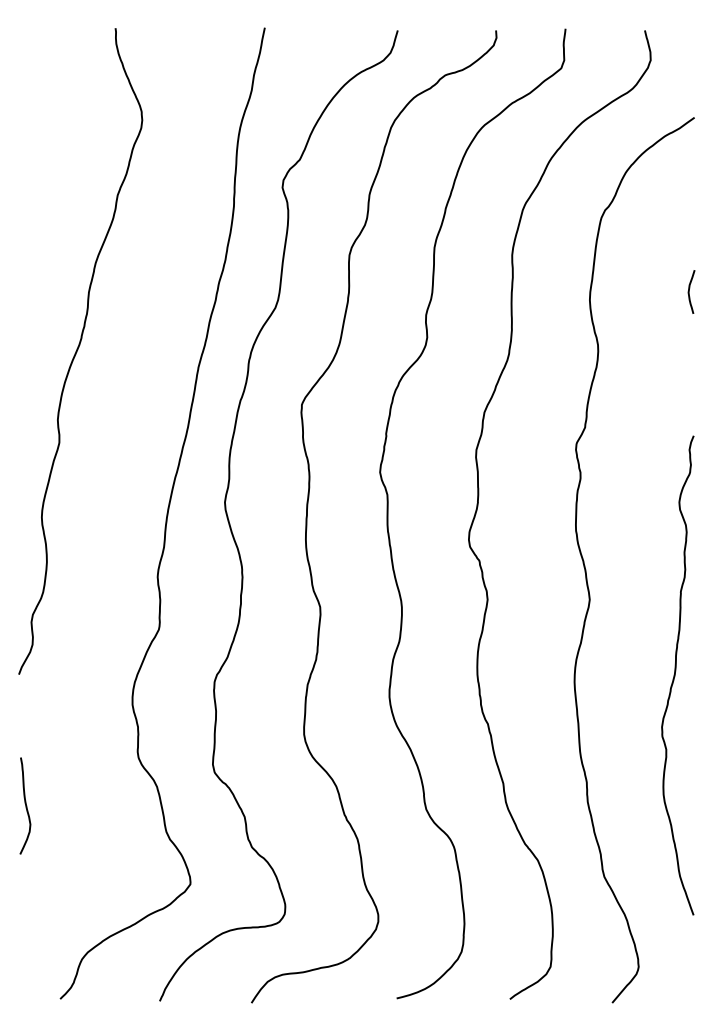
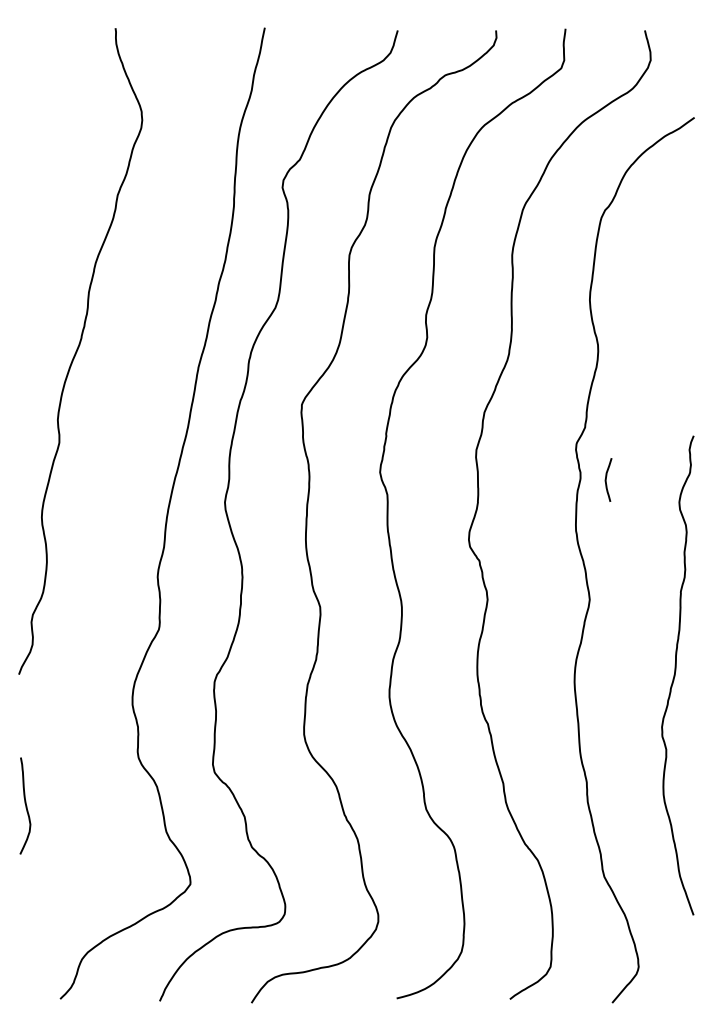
curve position: (689, 291) -> (606, 479) (606, 479)
